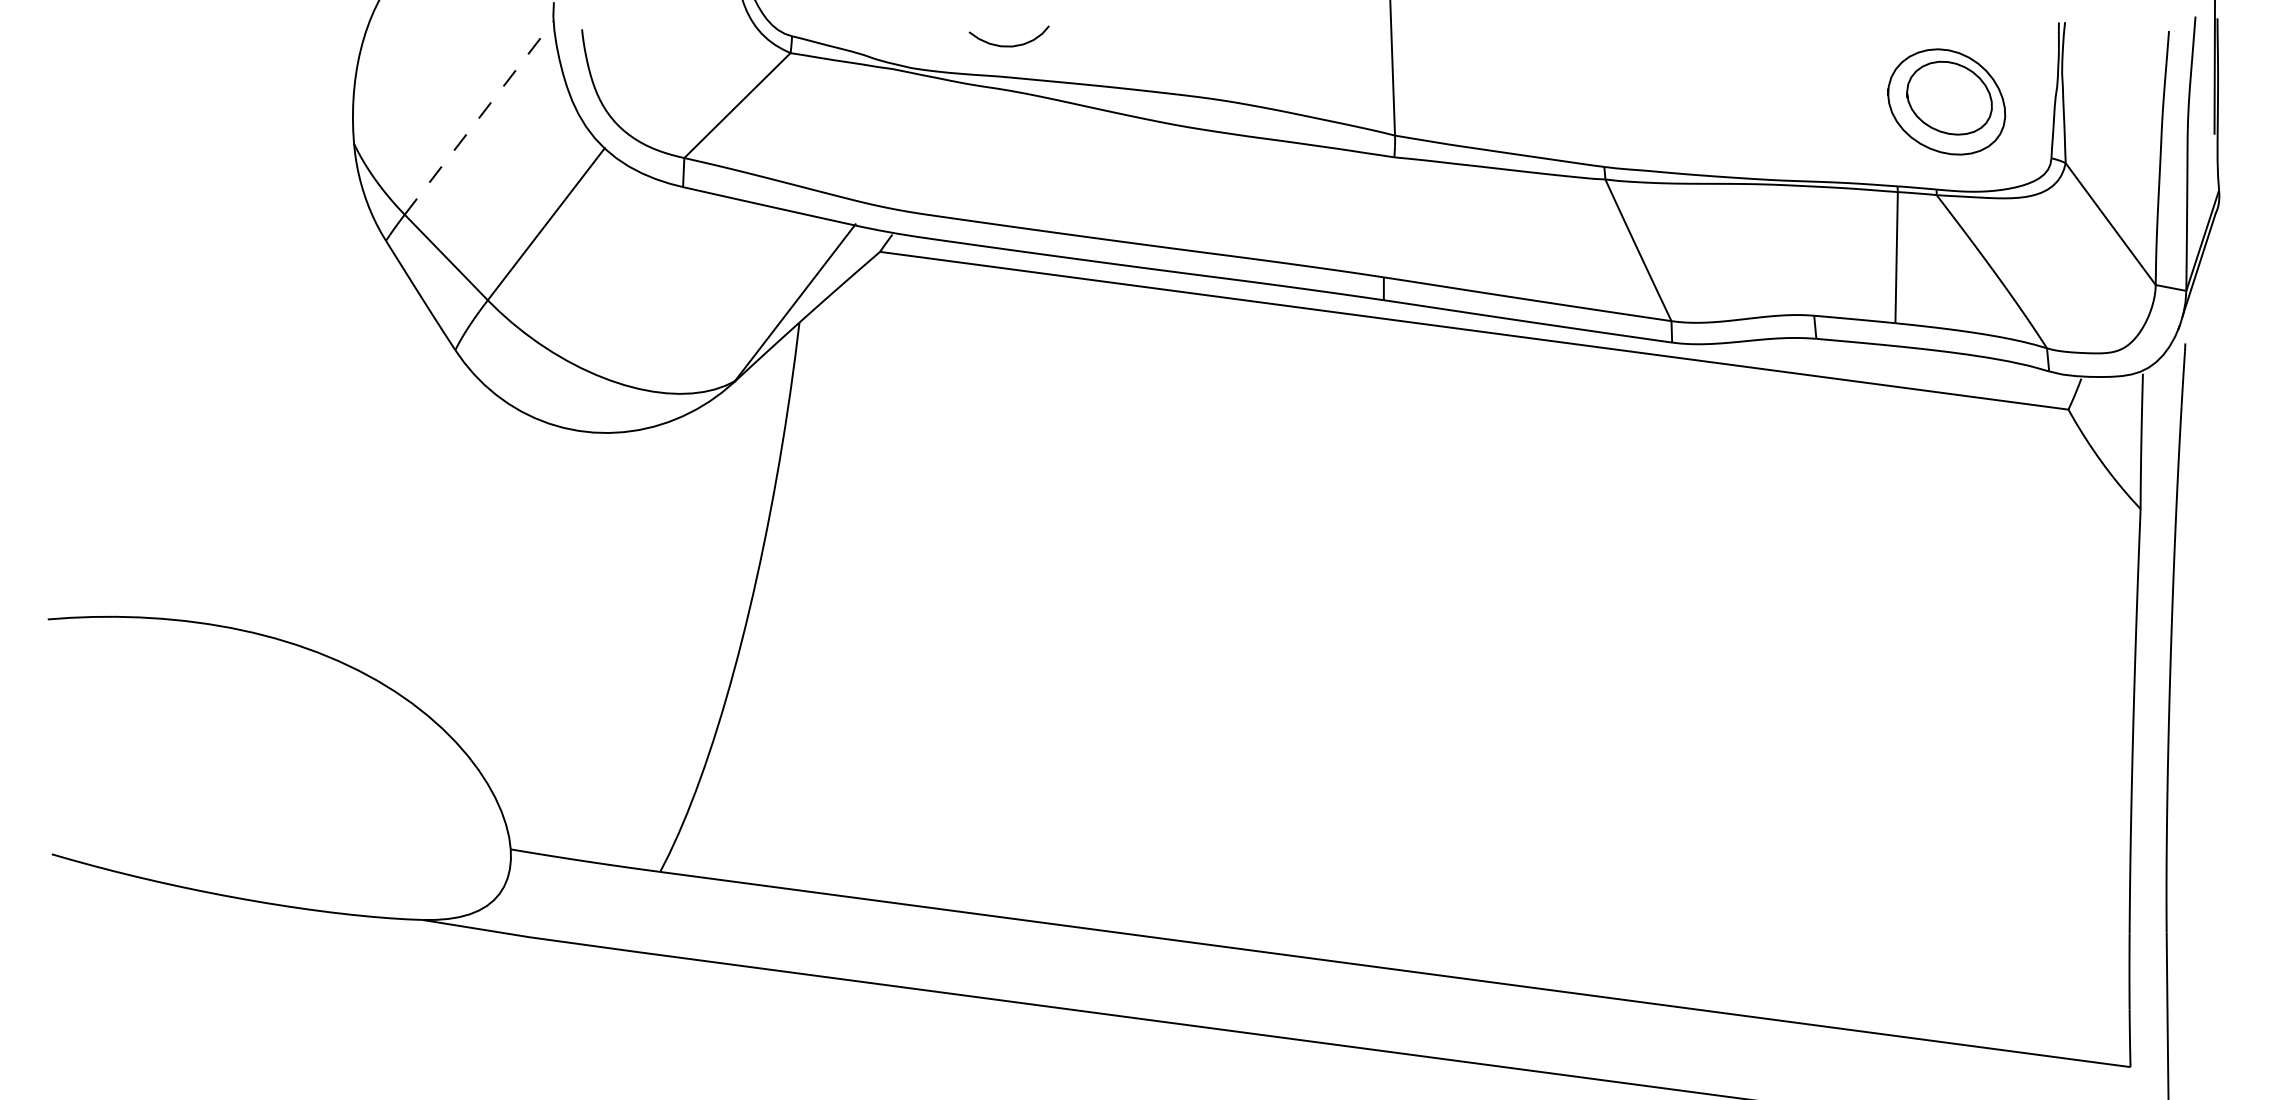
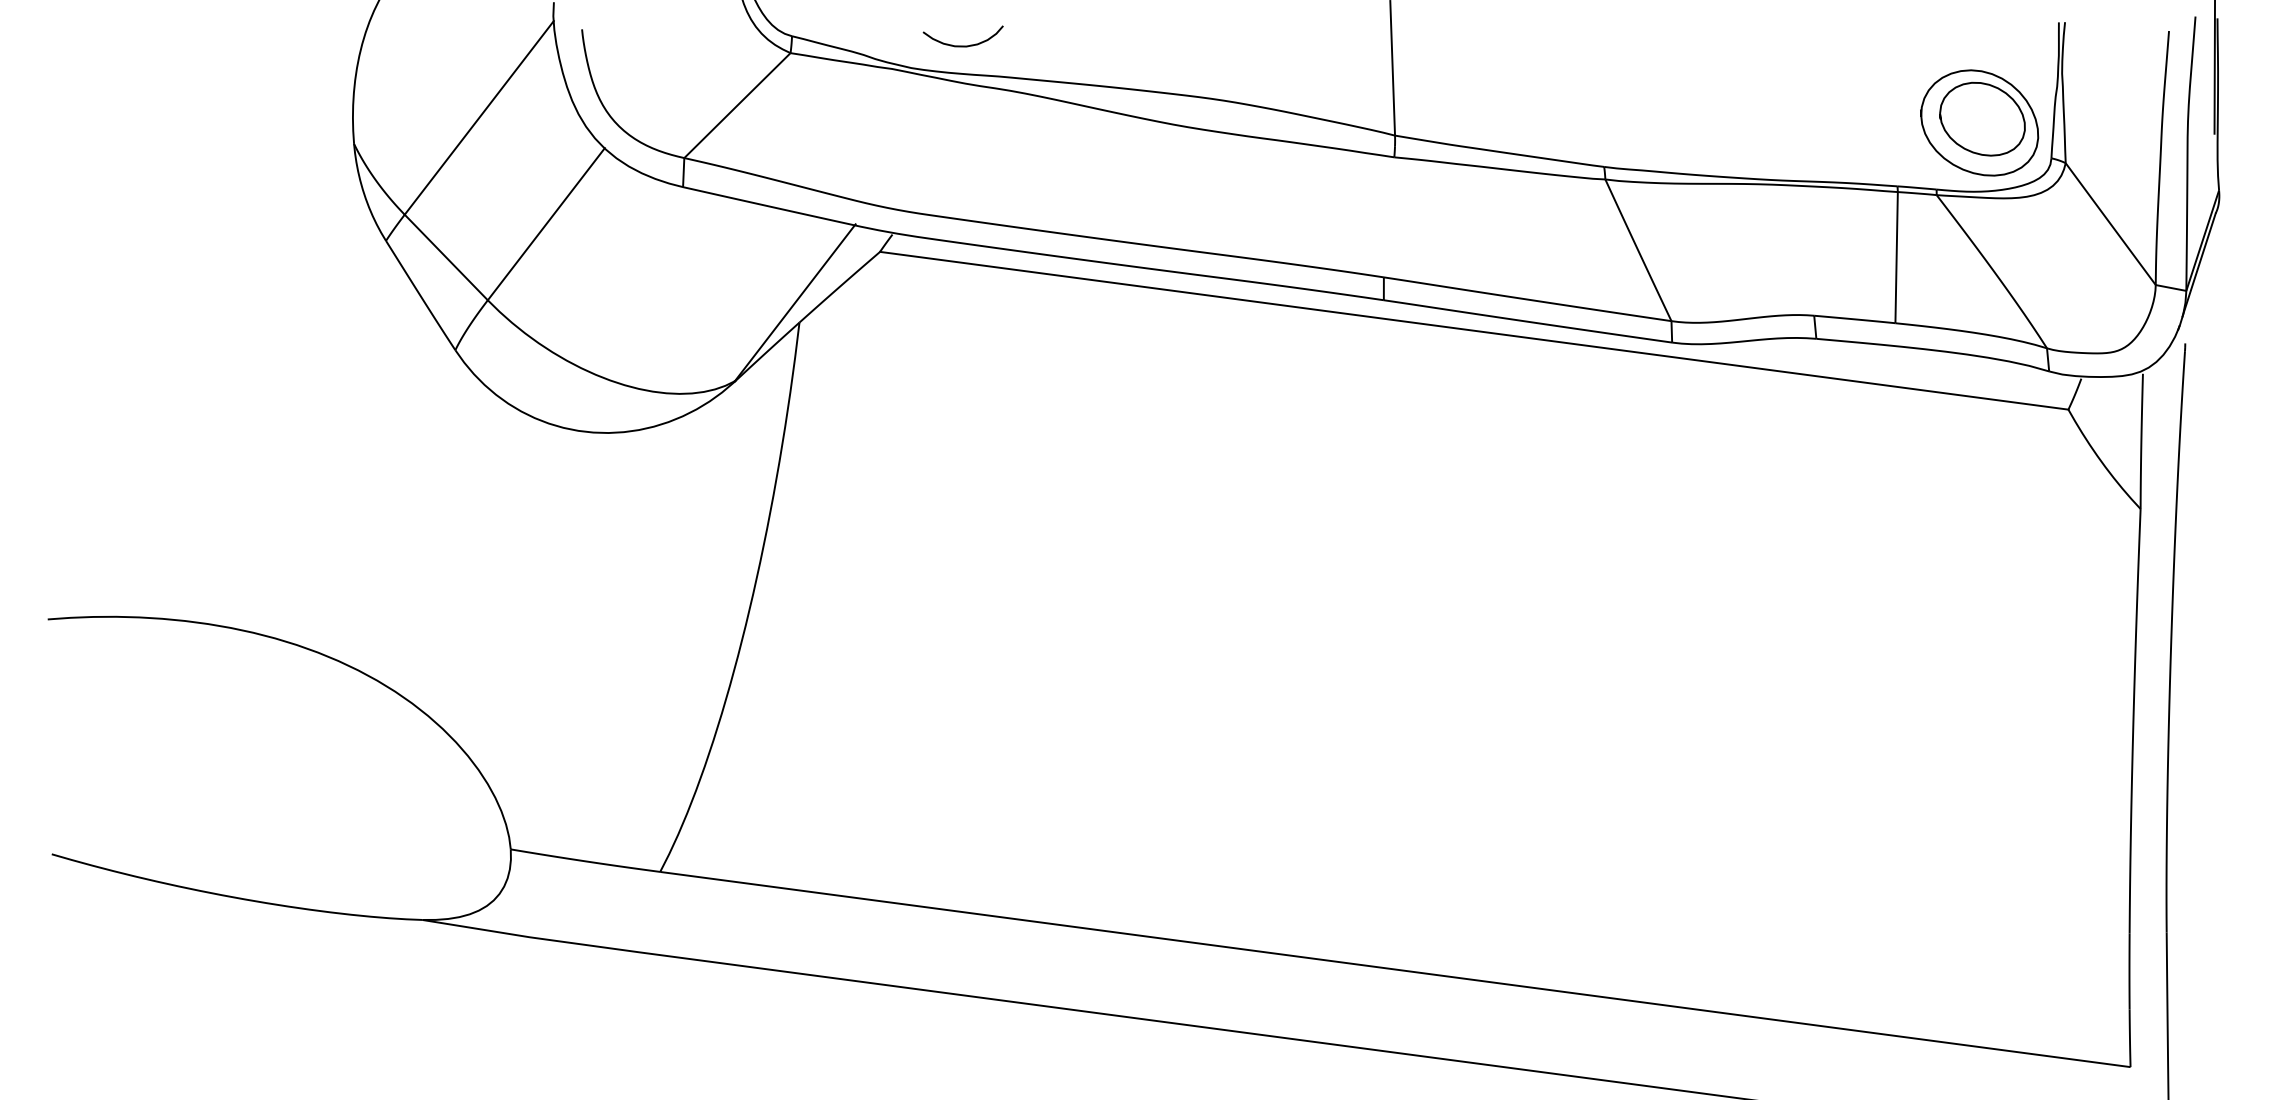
curve position: (1008, 45) -> (962, 45) (962, 45)
part position: (1946, 101) -> (1979, 122) (1979, 122)
line: dashed -> solid (479, 117)
